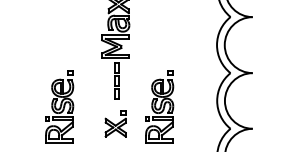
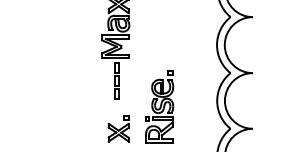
part: present -> none (59, 106)
part position: (115, 123) -> (118, 128) (118, 128)
